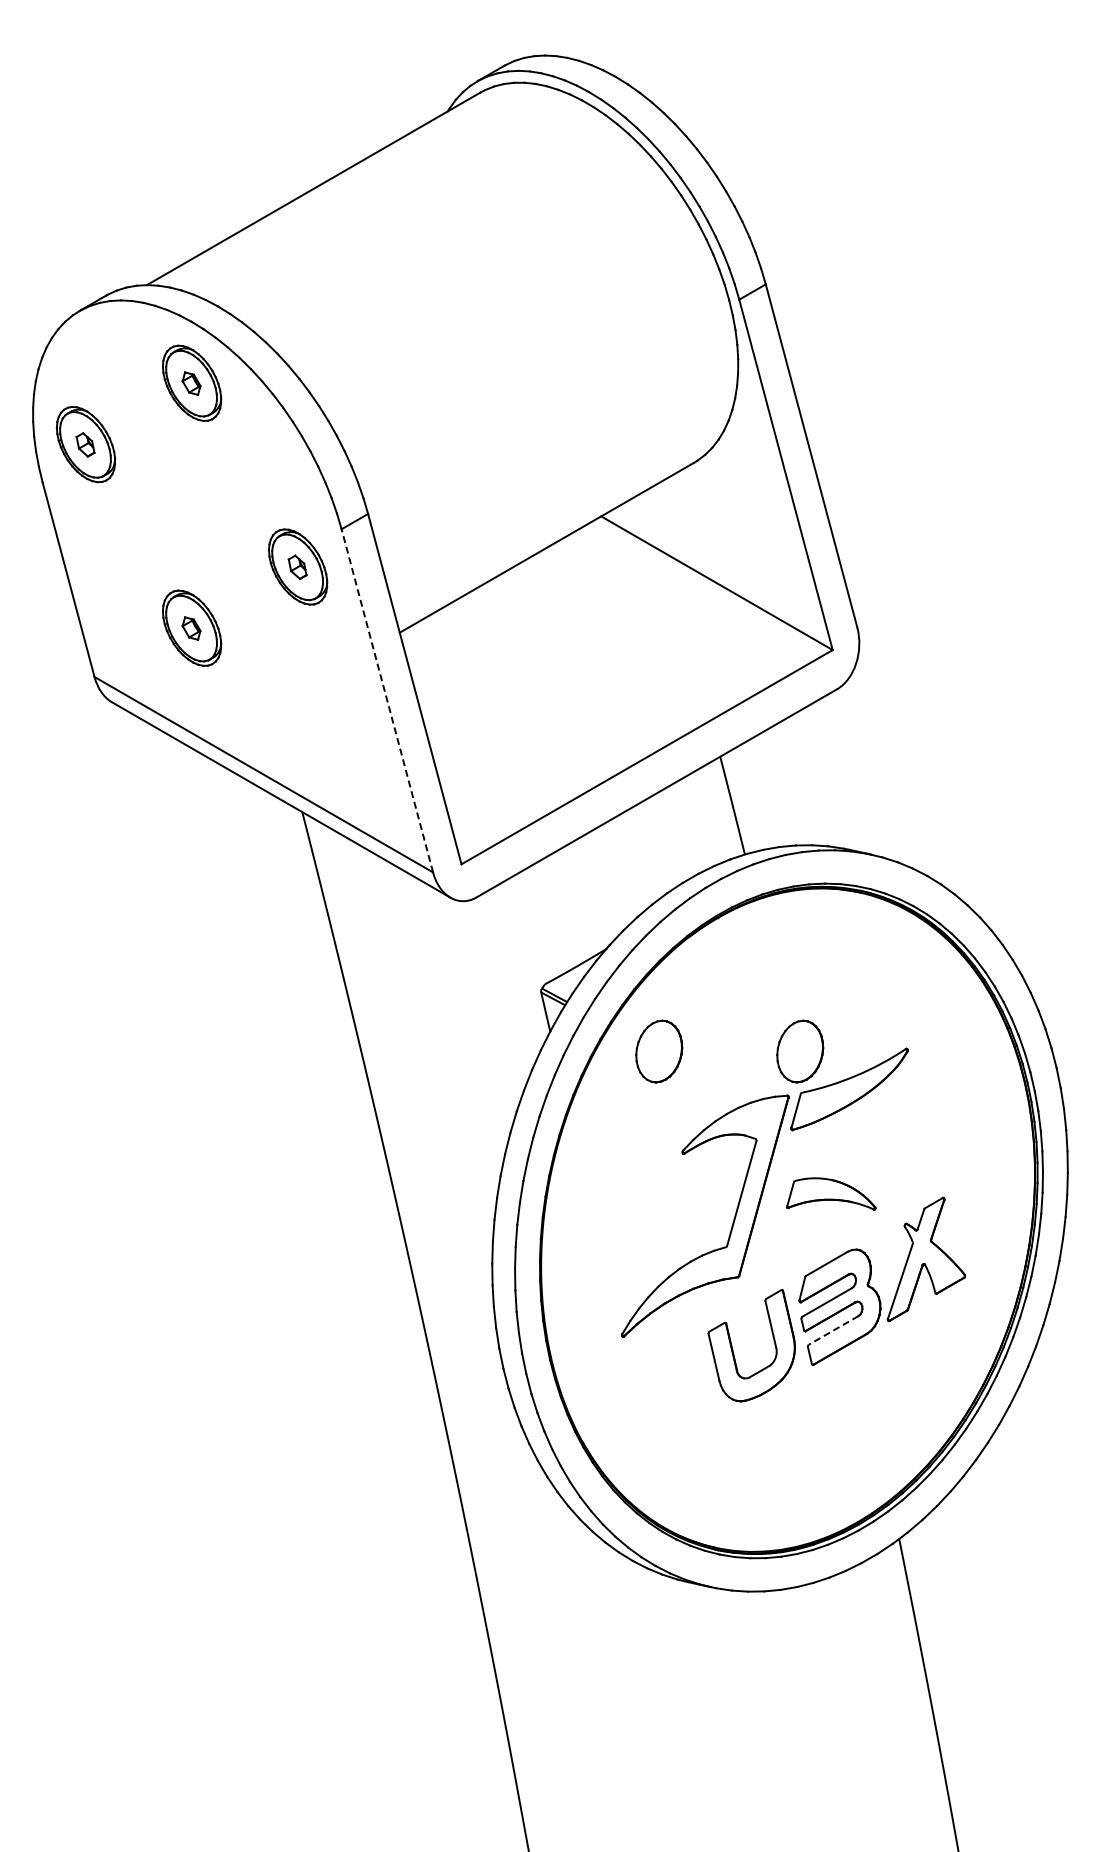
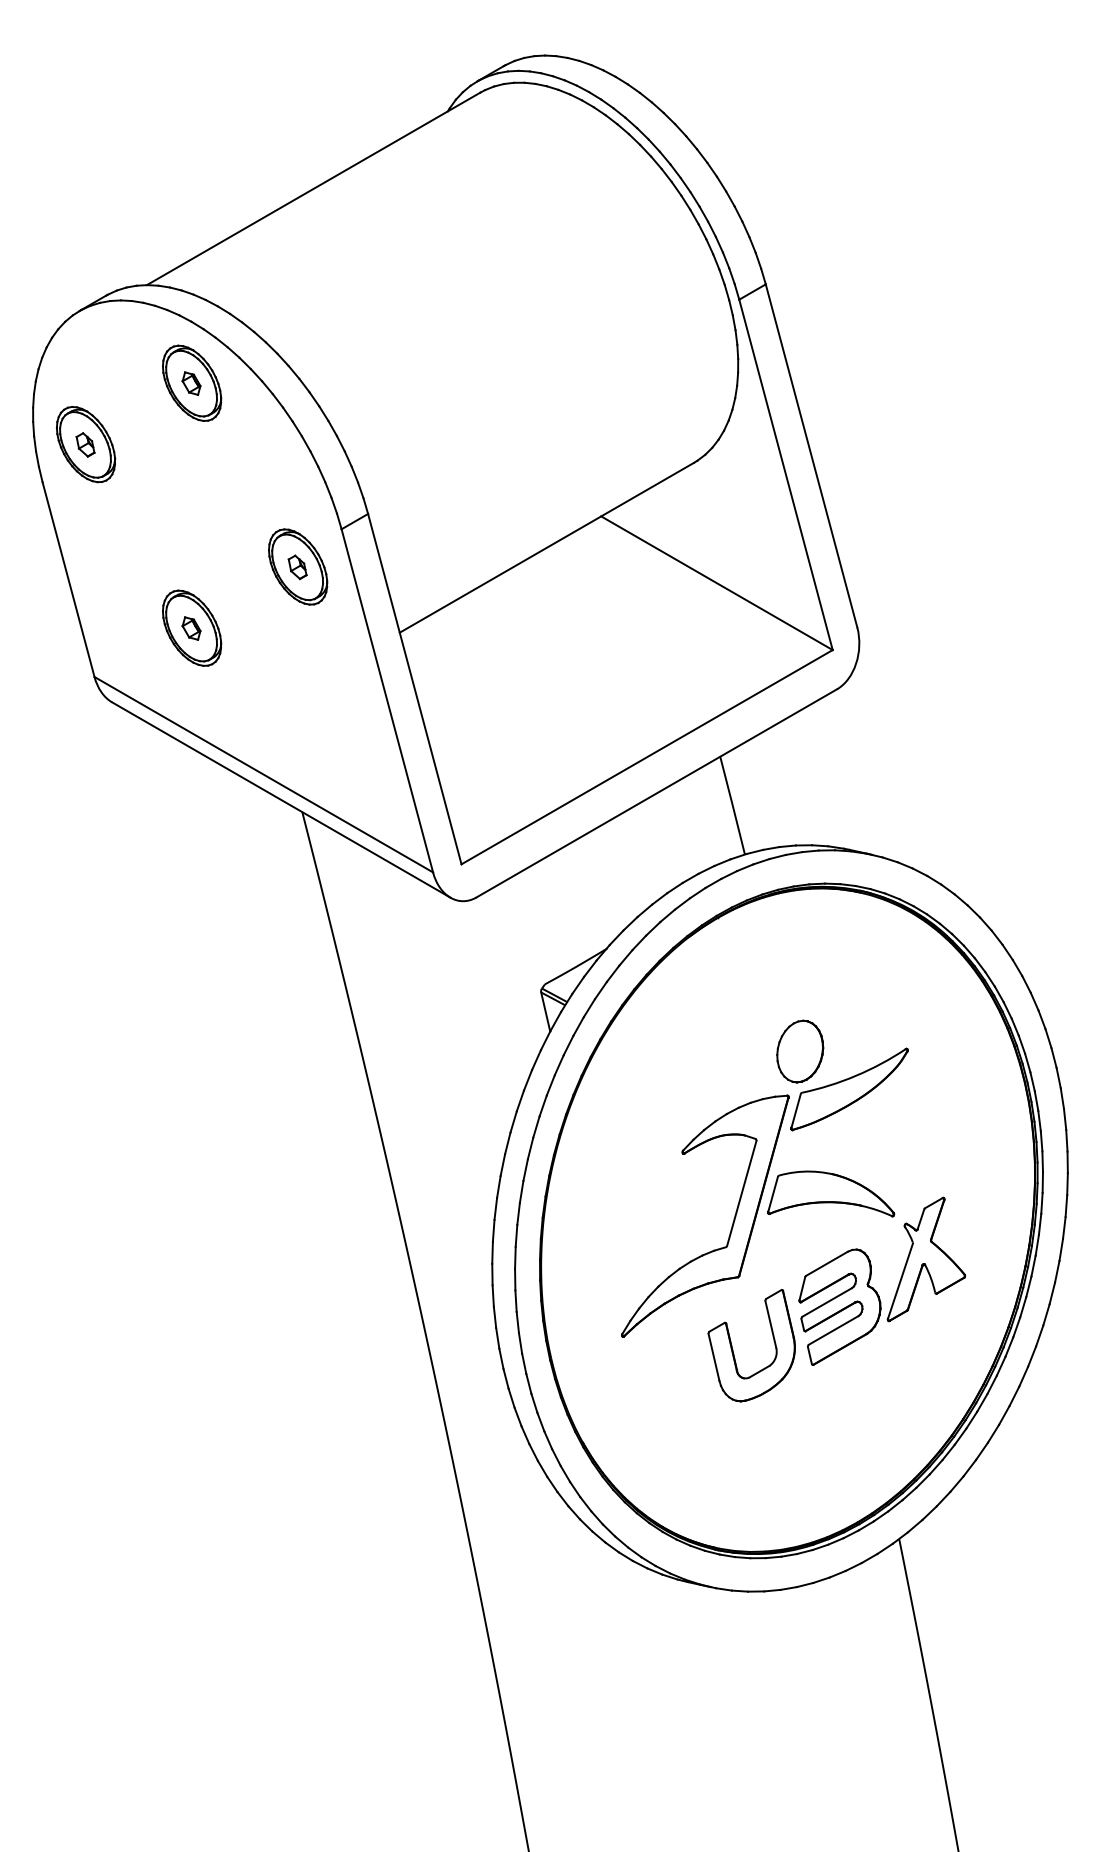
line: dashed -> solid (387, 700)
part: present -> none (659, 1051)
part size: 91x34 px -> 129x48 px (831, 1193)
line: dashed -> solid (833, 1330)
